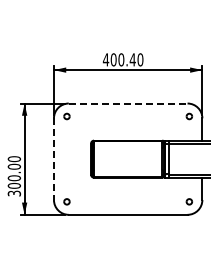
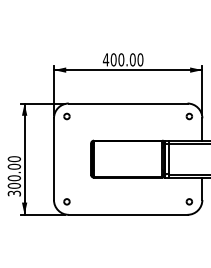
text: 400.40 -> 400.00 (132, 59)
line: dashed -> solid (128, 103)
line: dashed -> solid (53, 159)
